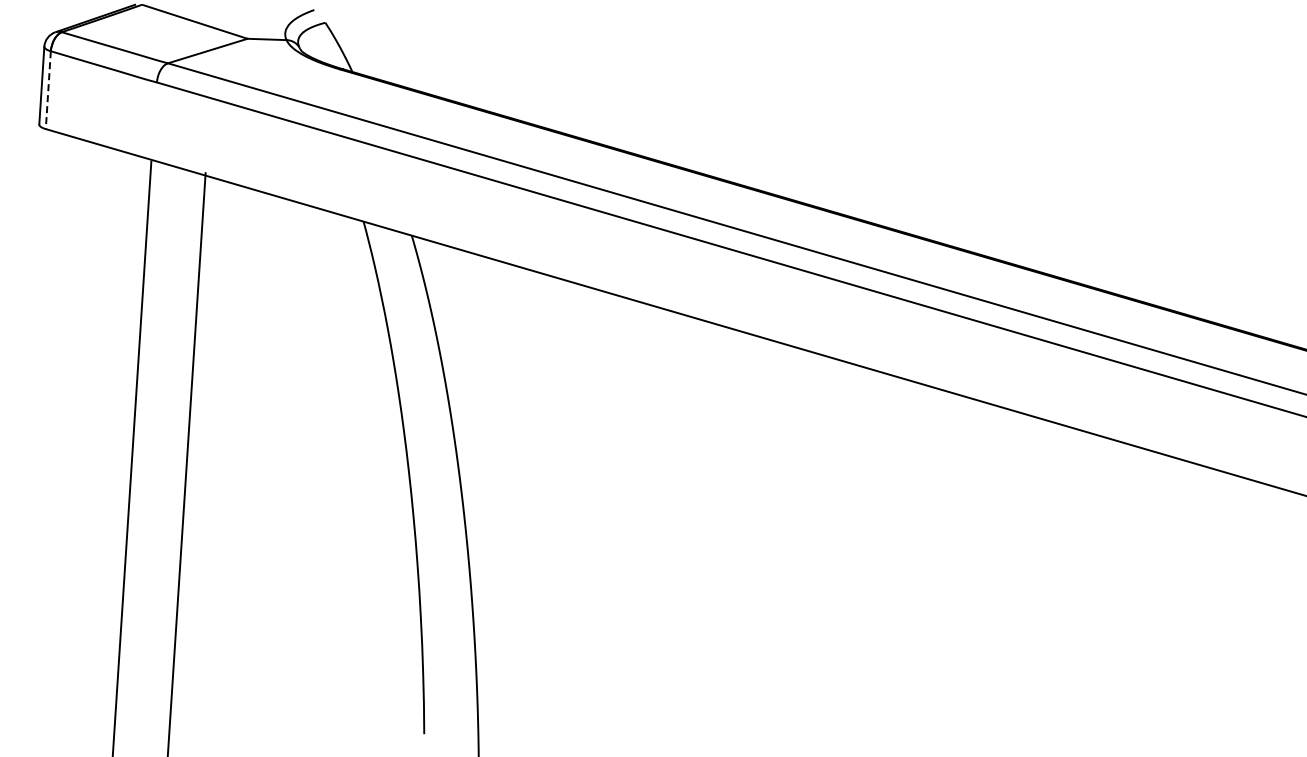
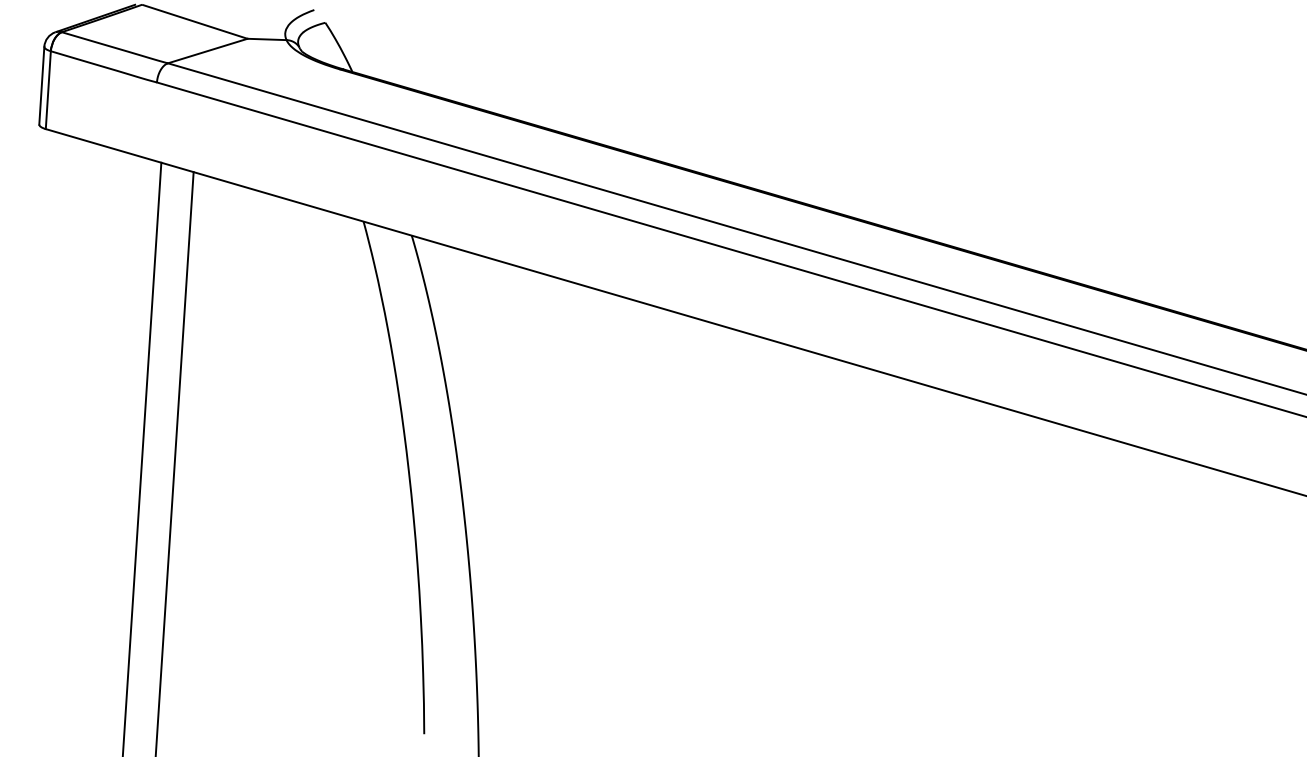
line: dashed -> solid (48, 90)
line position: (131, 457) -> (142, 457) (142, 457)
line position: (186, 463) -> (174, 462) (174, 462)
